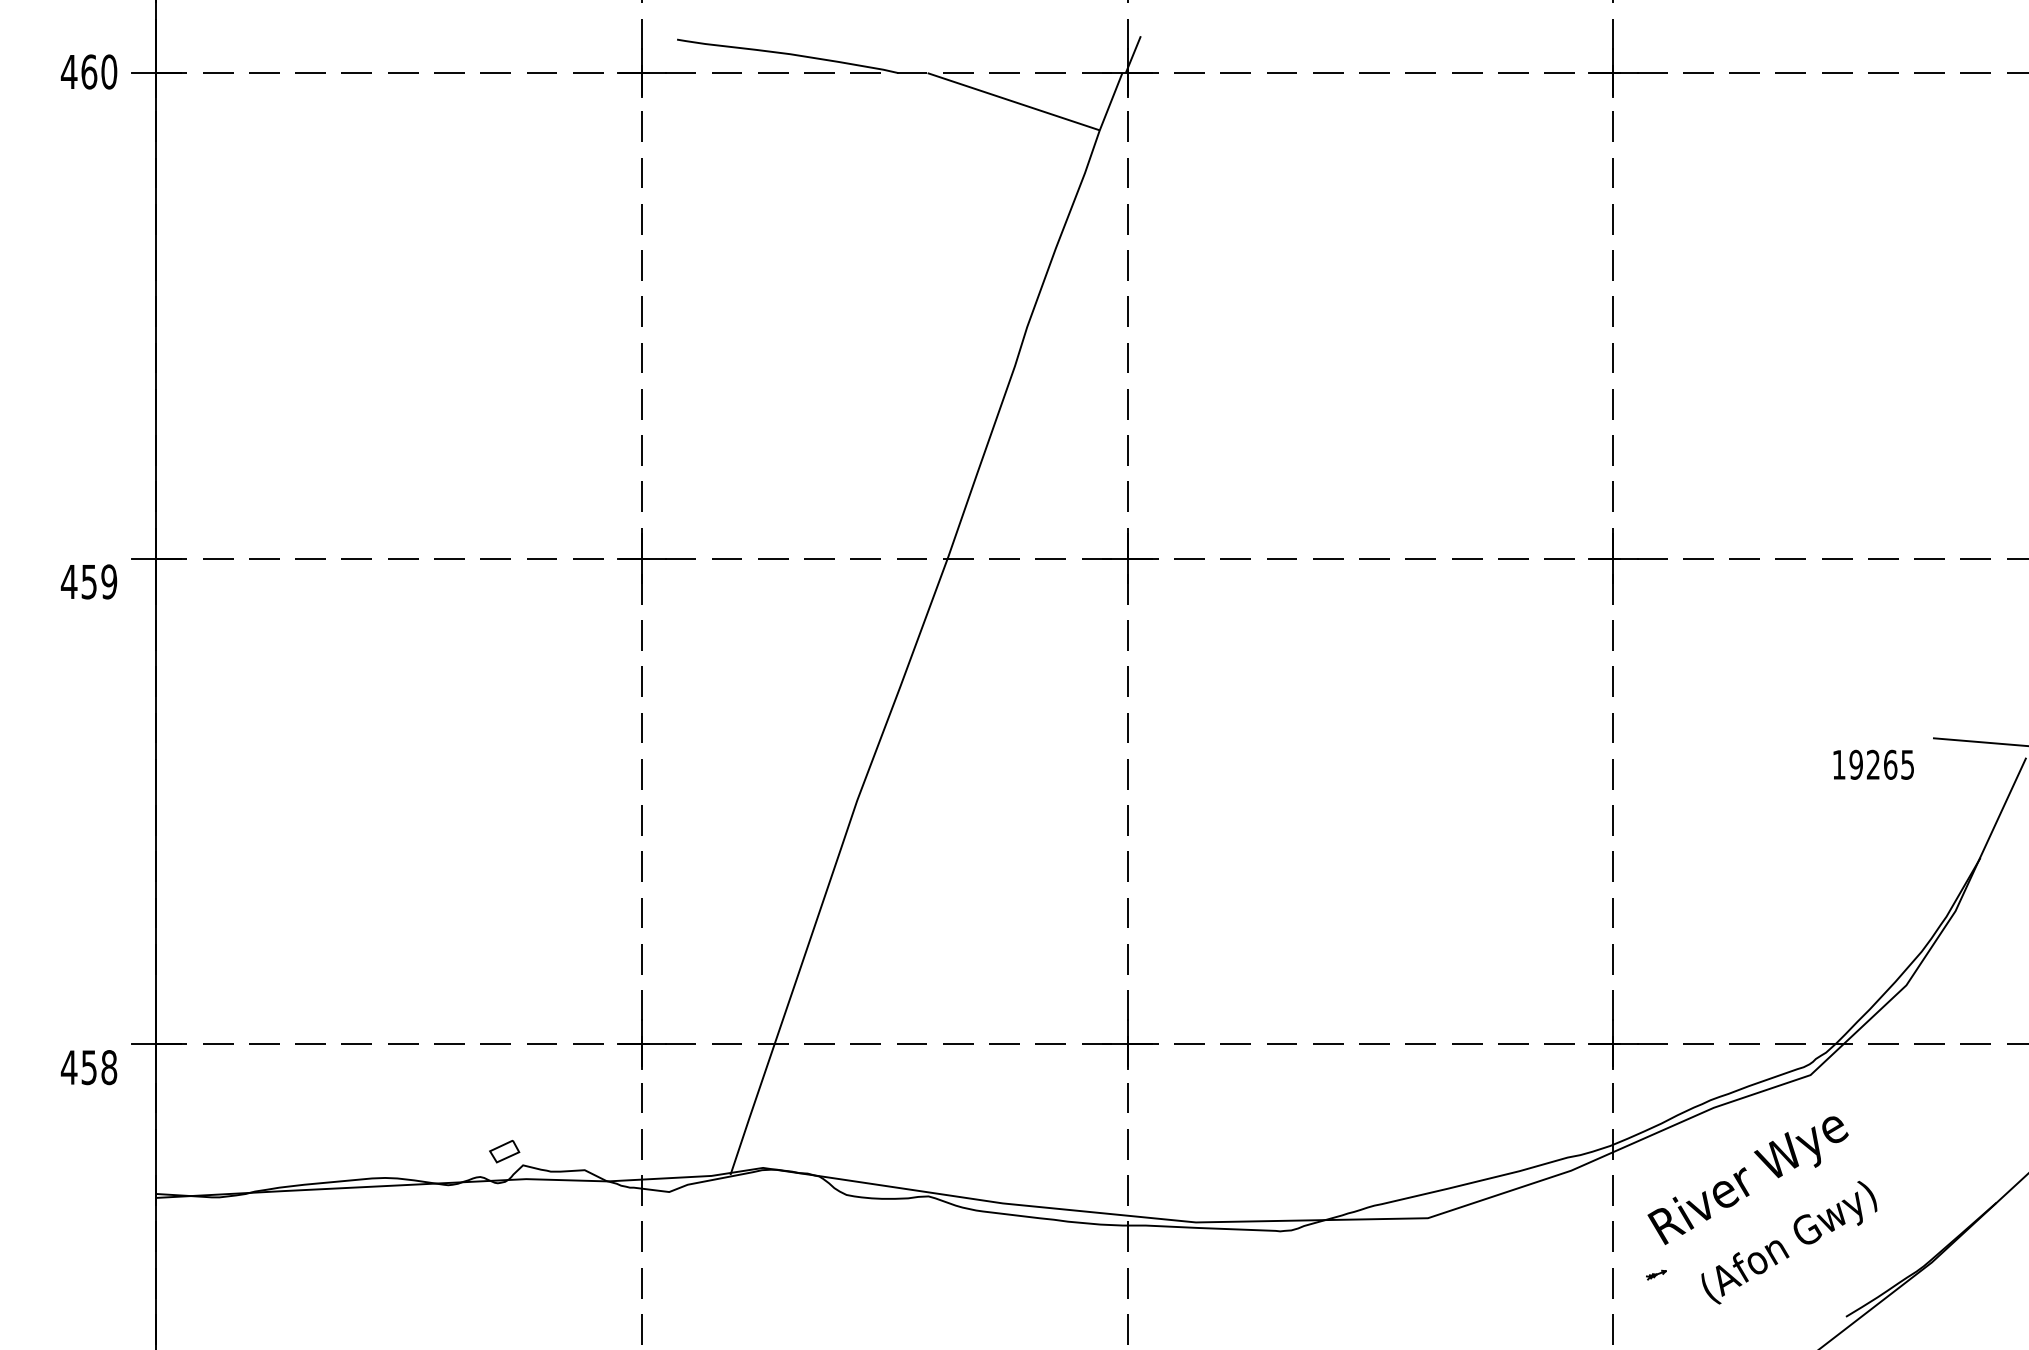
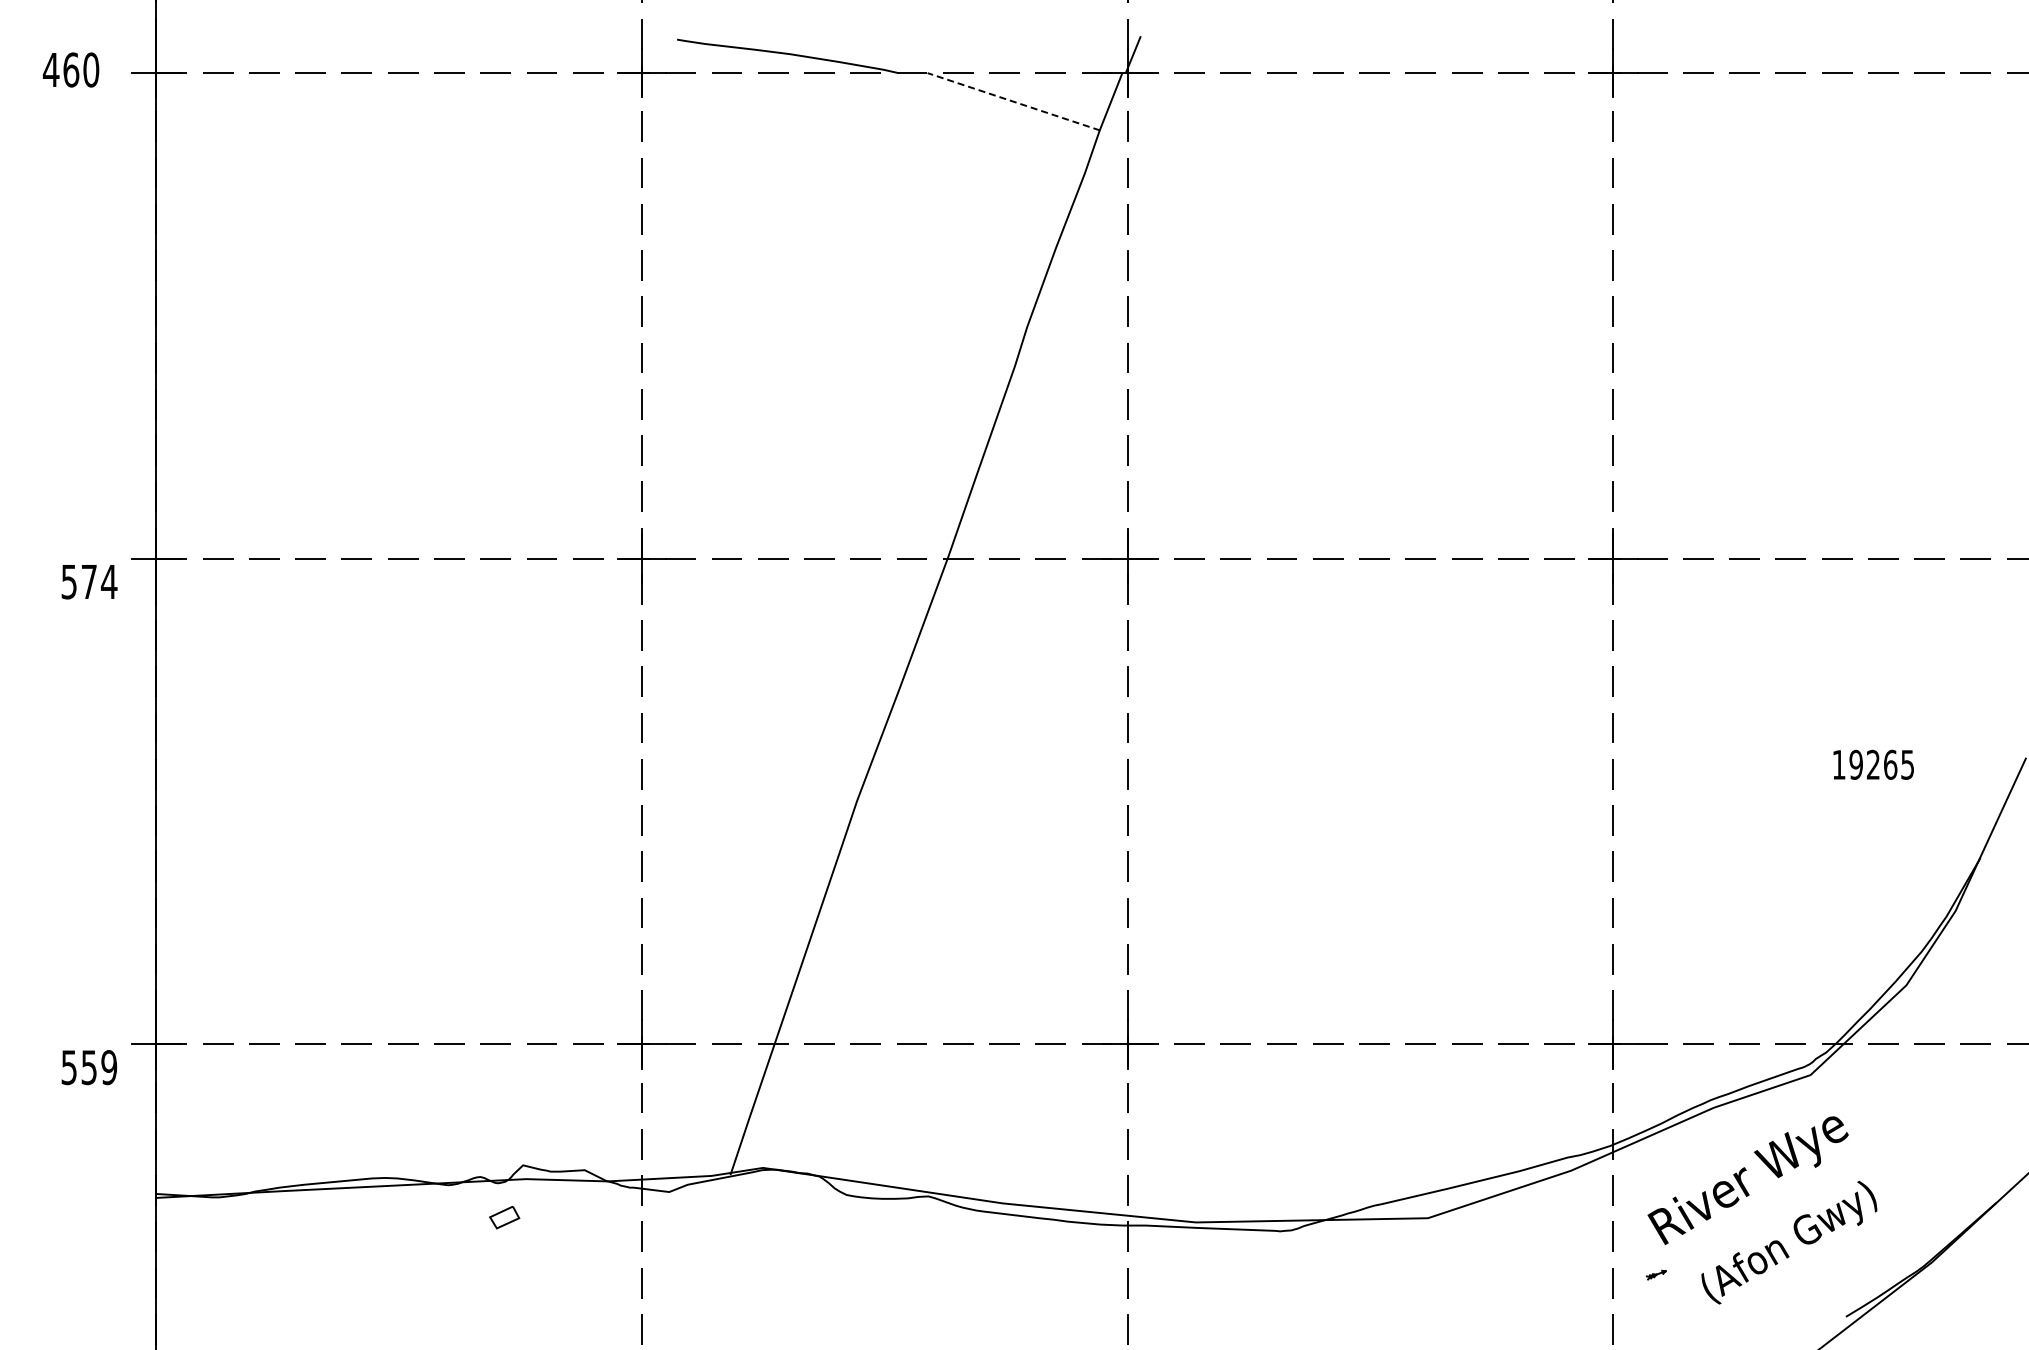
text position: (88, 71) -> (70, 69) (70, 69)
line: solid -> dashed (1013, 101)
text: 459 -> 574 (88, 581)
line: present -> none (1979, 741)
text: 458 -> 559 (88, 1067)
part position: (504, 1151) -> (504, 1217) (504, 1217)
